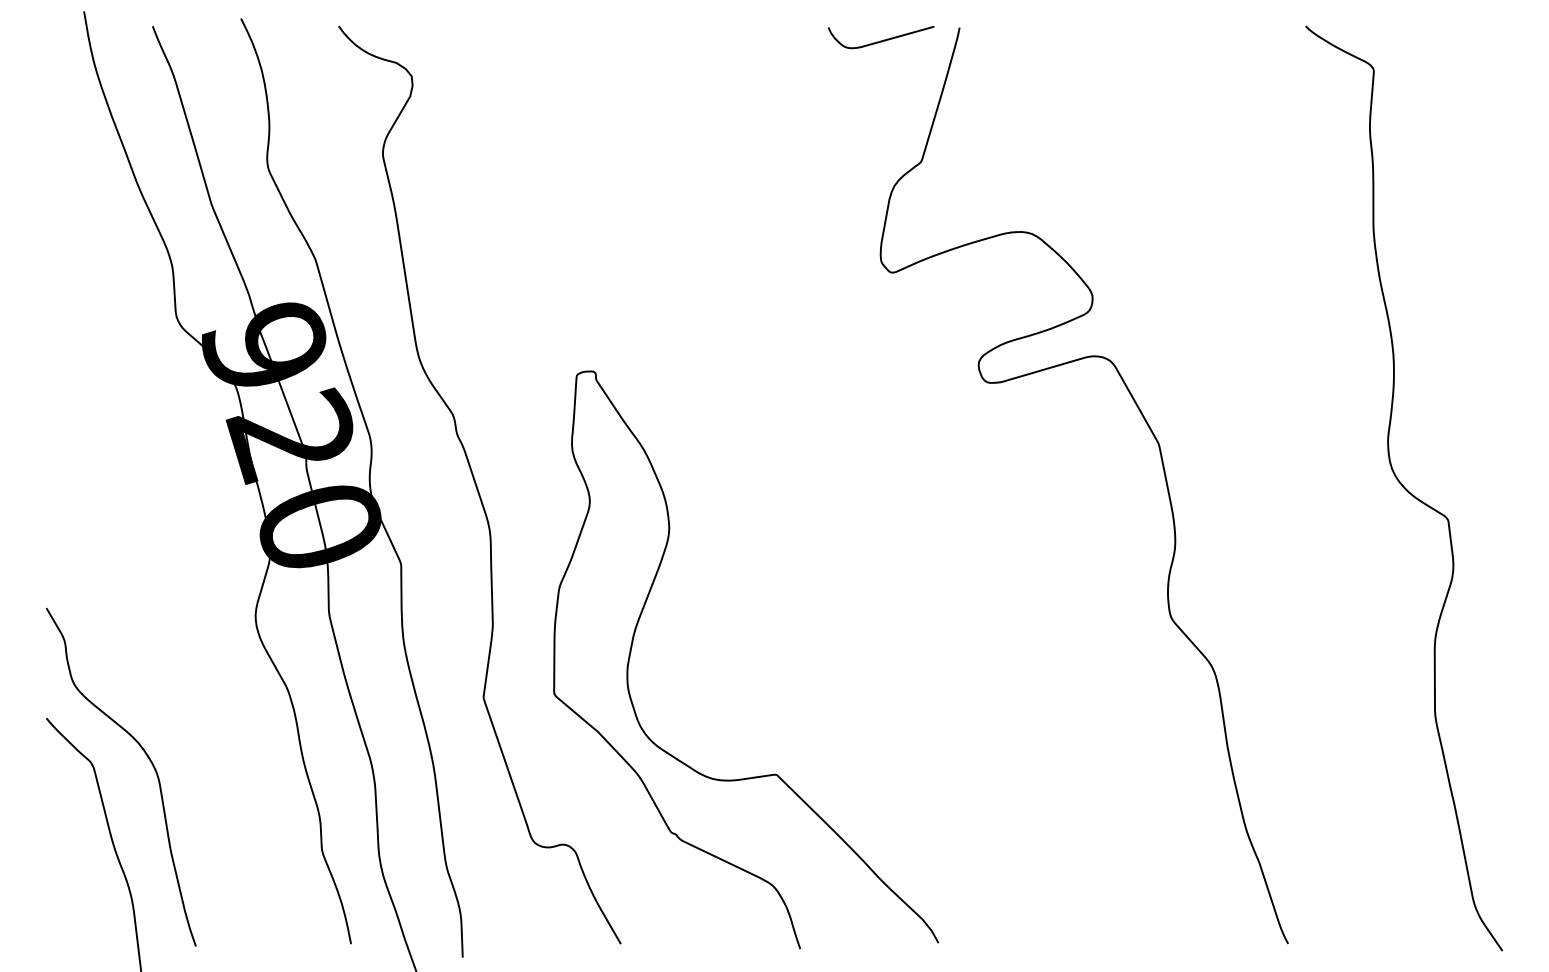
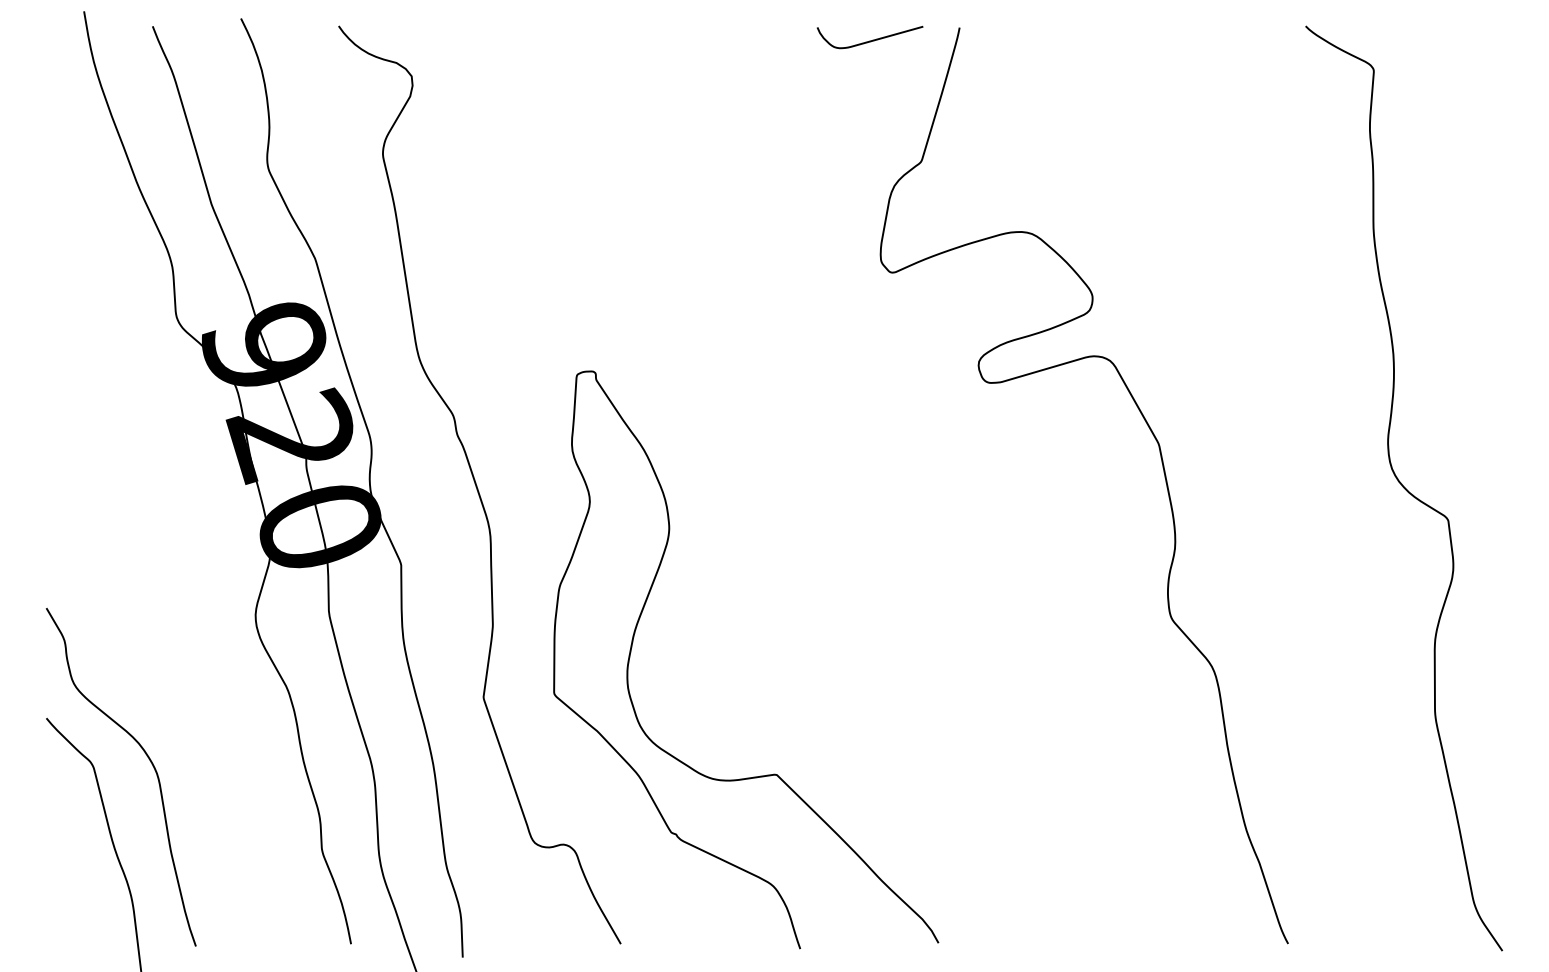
curve position: (880, 40) -> (869, 40) (869, 40)
